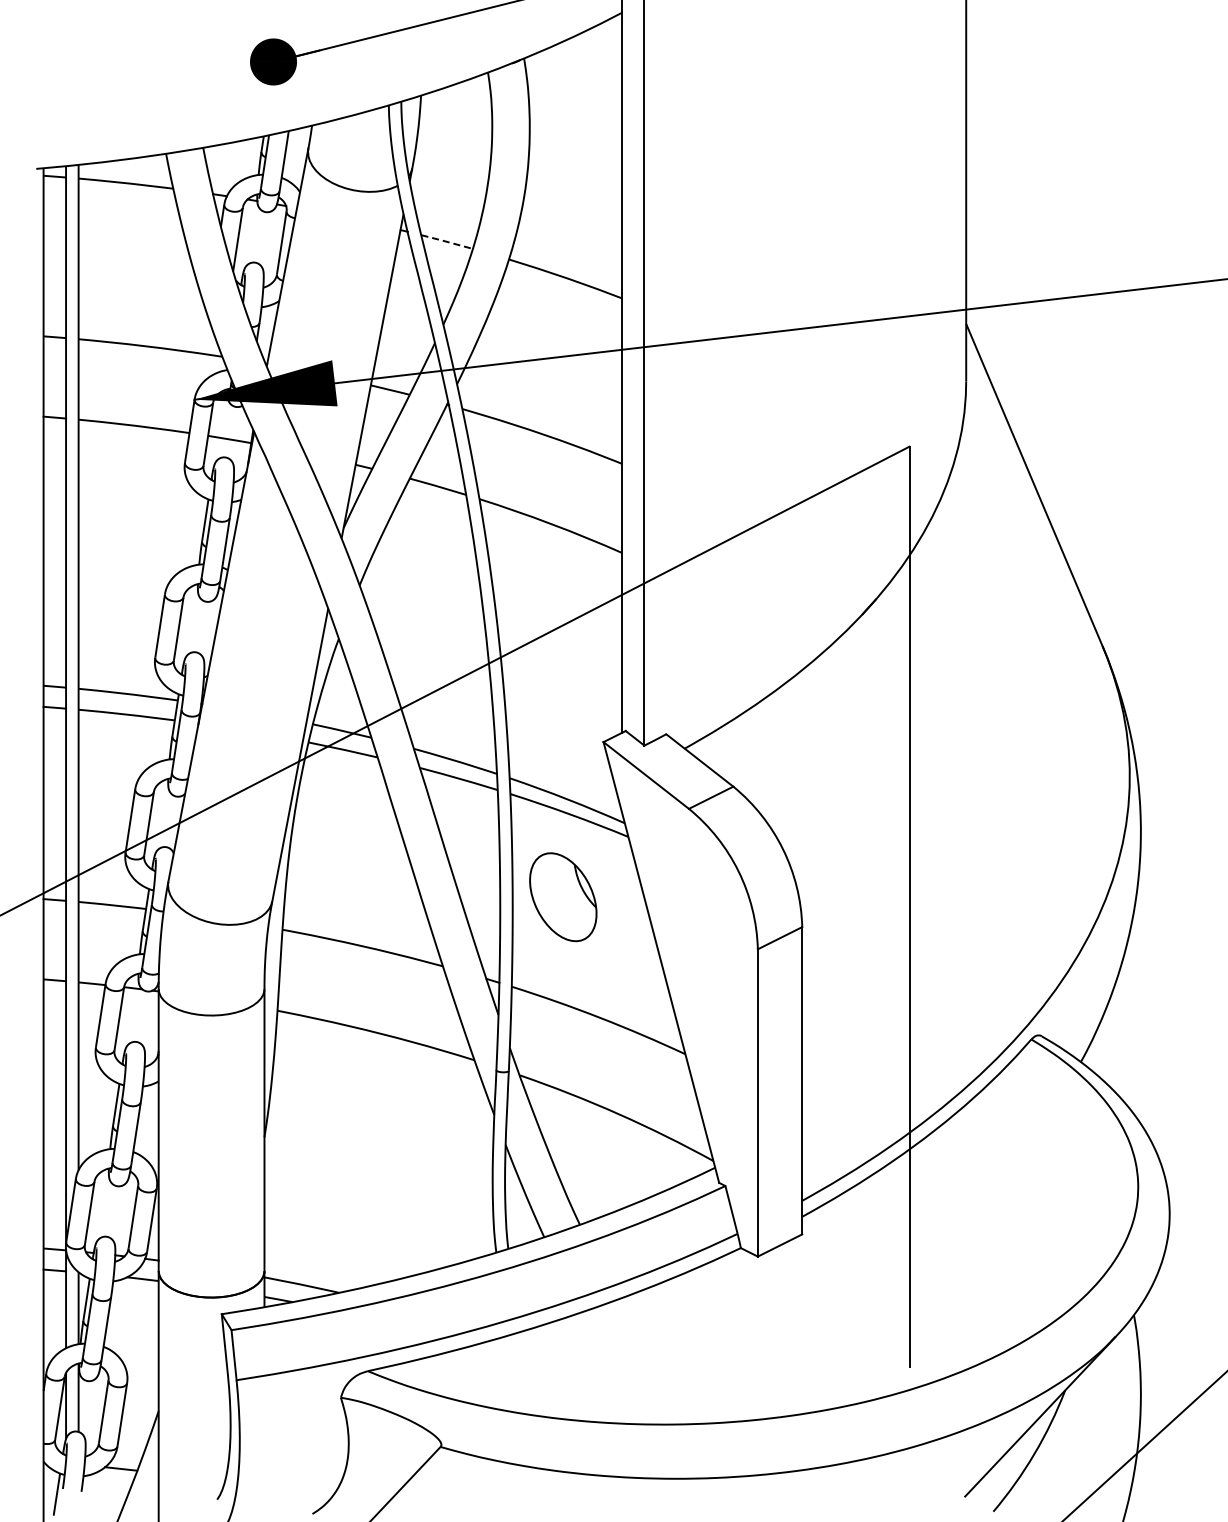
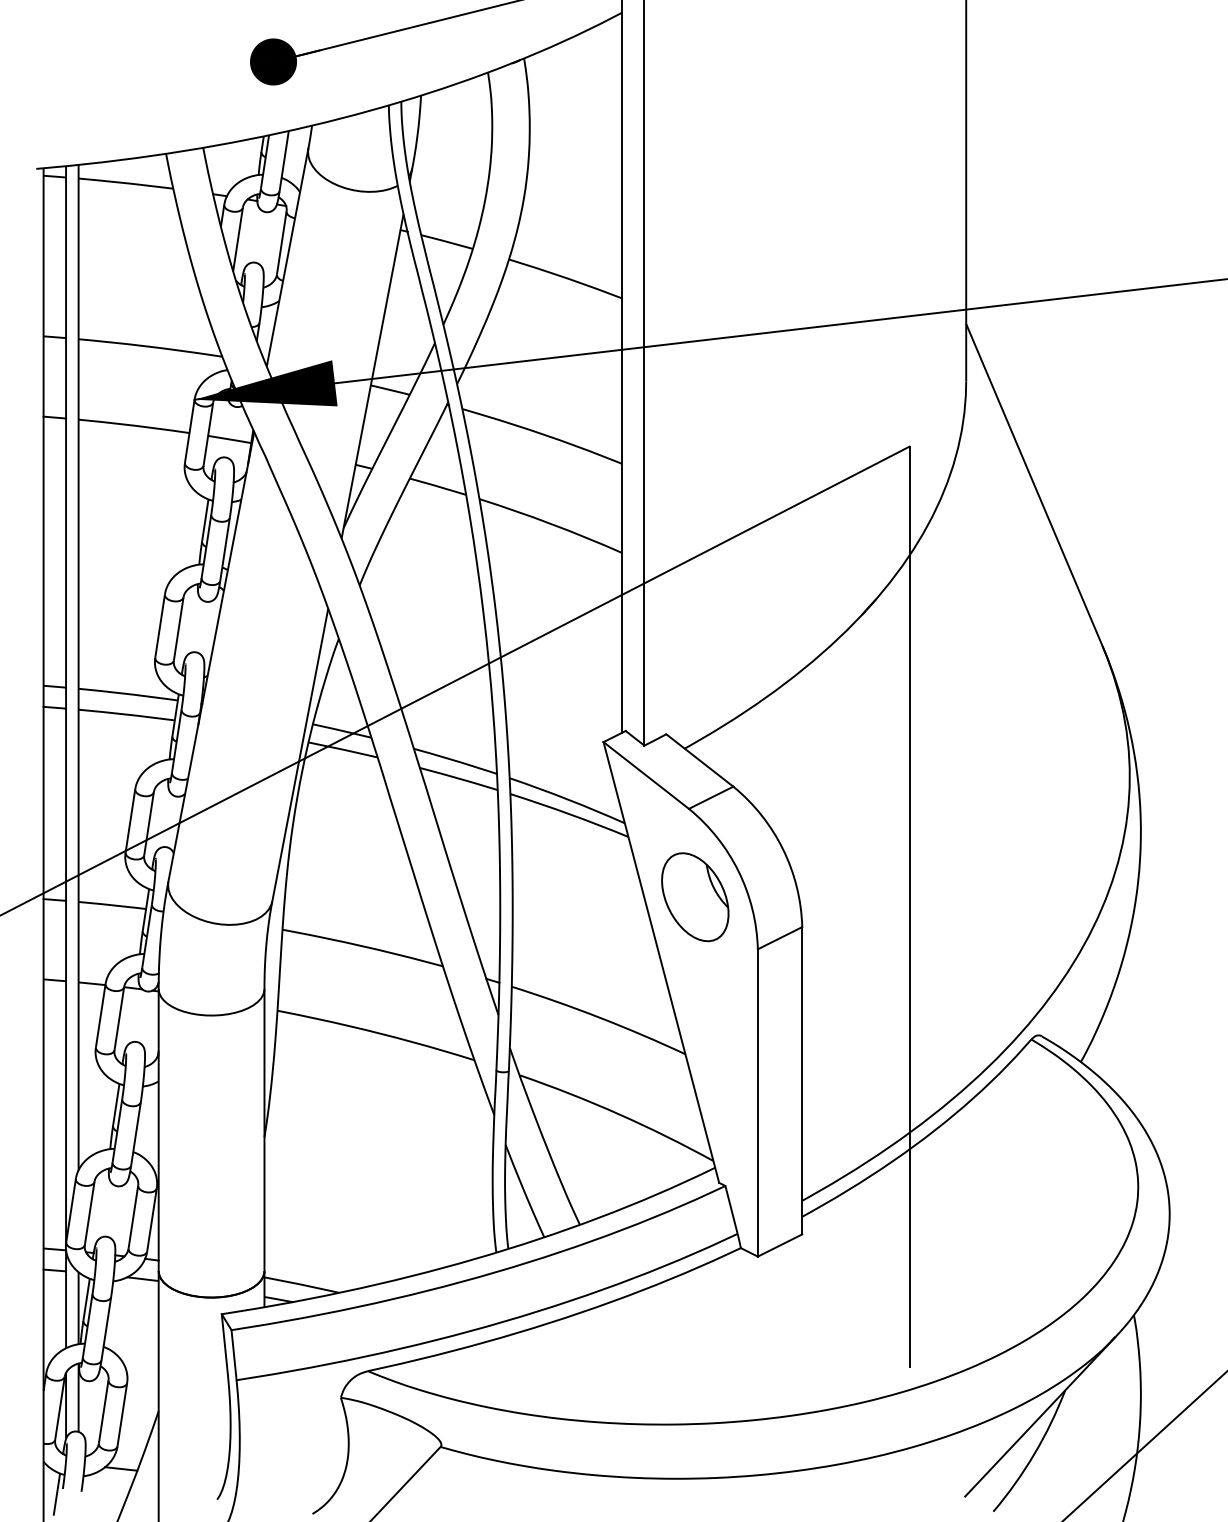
line: dashed -> solid (447, 241)
part position: (563, 897) -> (695, 897) (695, 897)
